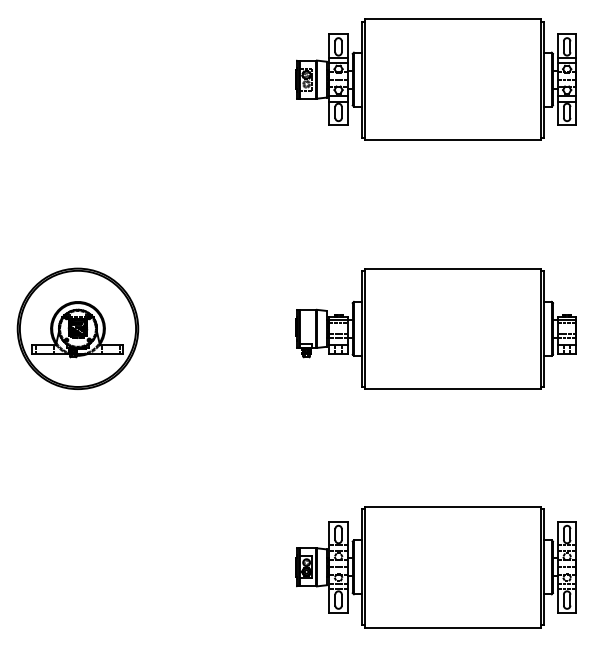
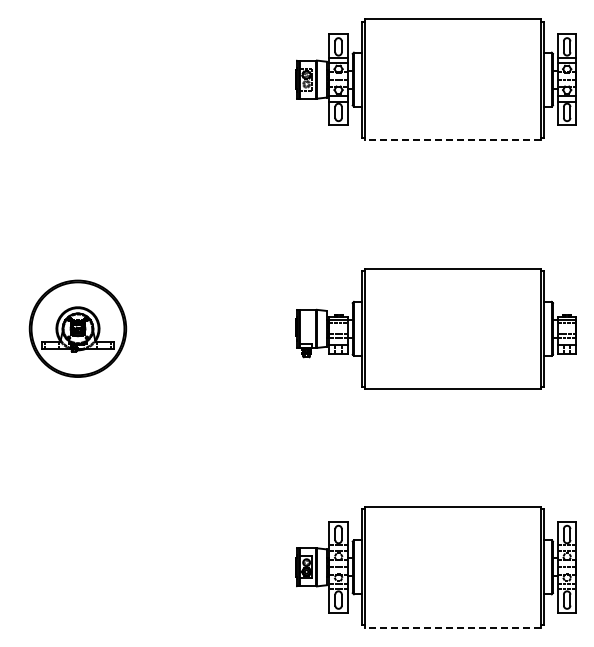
line: solid -> dashed (452, 139)
part size: 124x123 px -> 100x99 px (77, 328)
line: solid -> dashed (452, 627)
